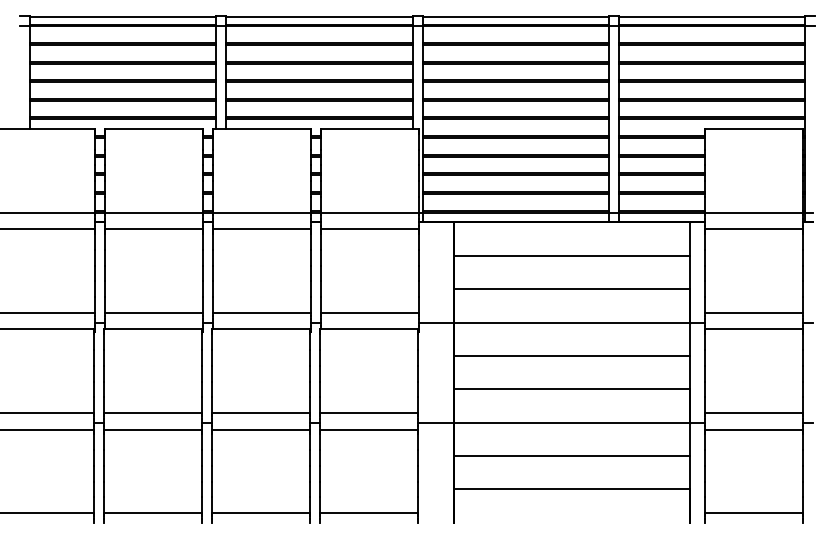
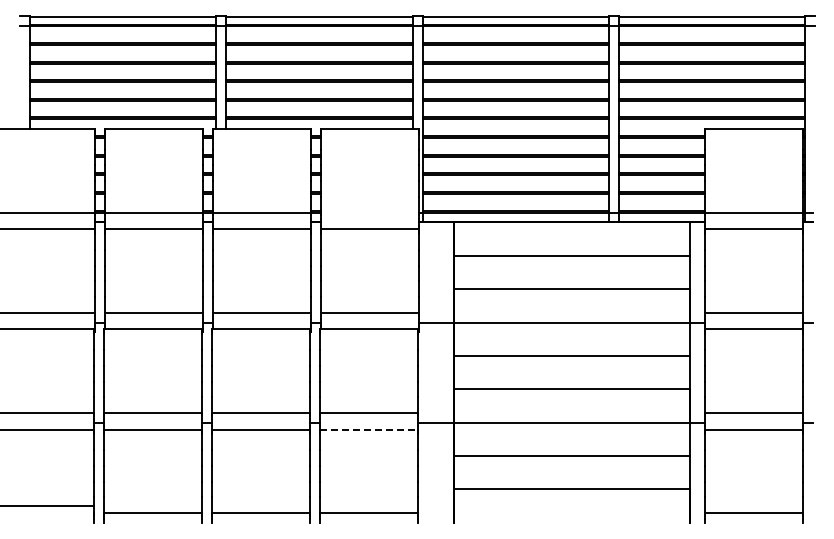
line: present -> none (369, 212)
line: solid -> dashed (369, 429)
line position: (48, 513) -> (48, 506) (48, 506)
